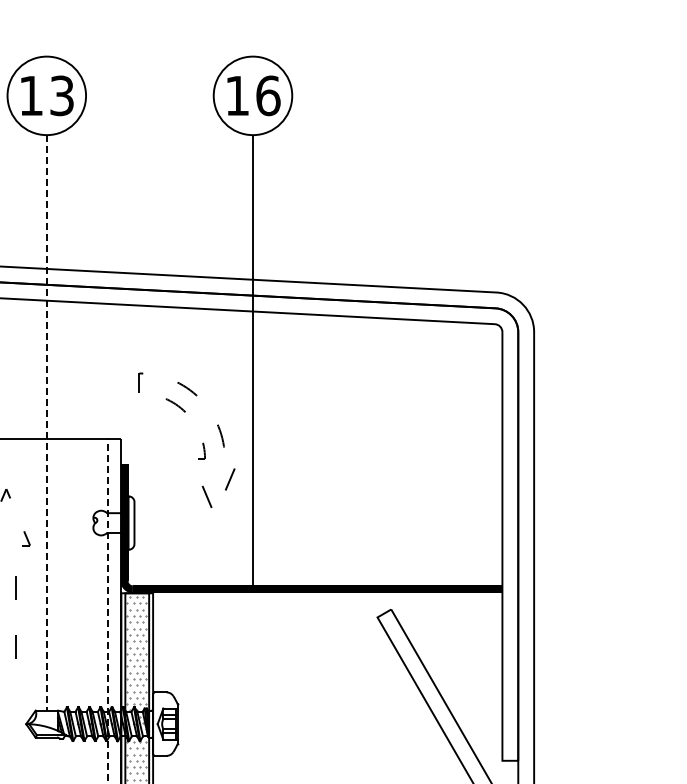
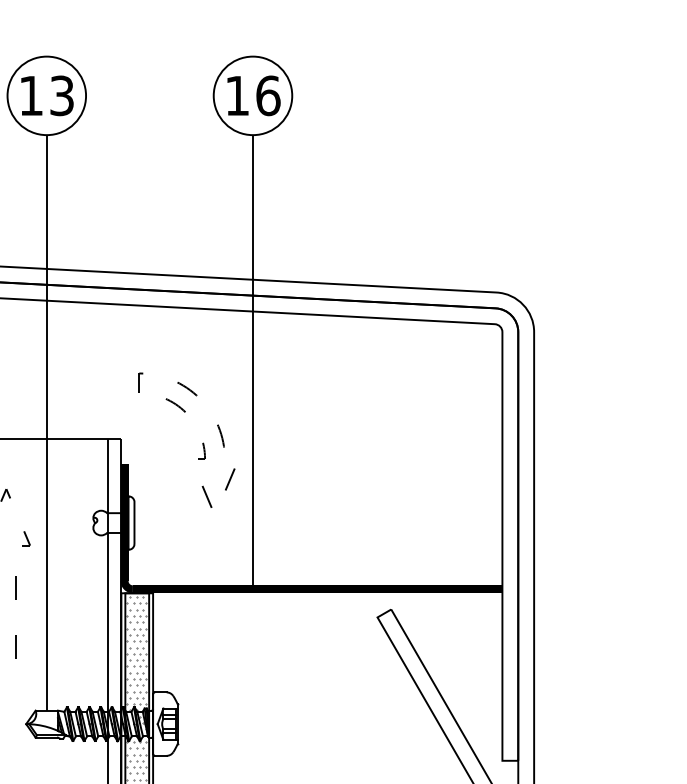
line: dashed -> solid (46, 422)
line: dashed -> solid (107, 611)
